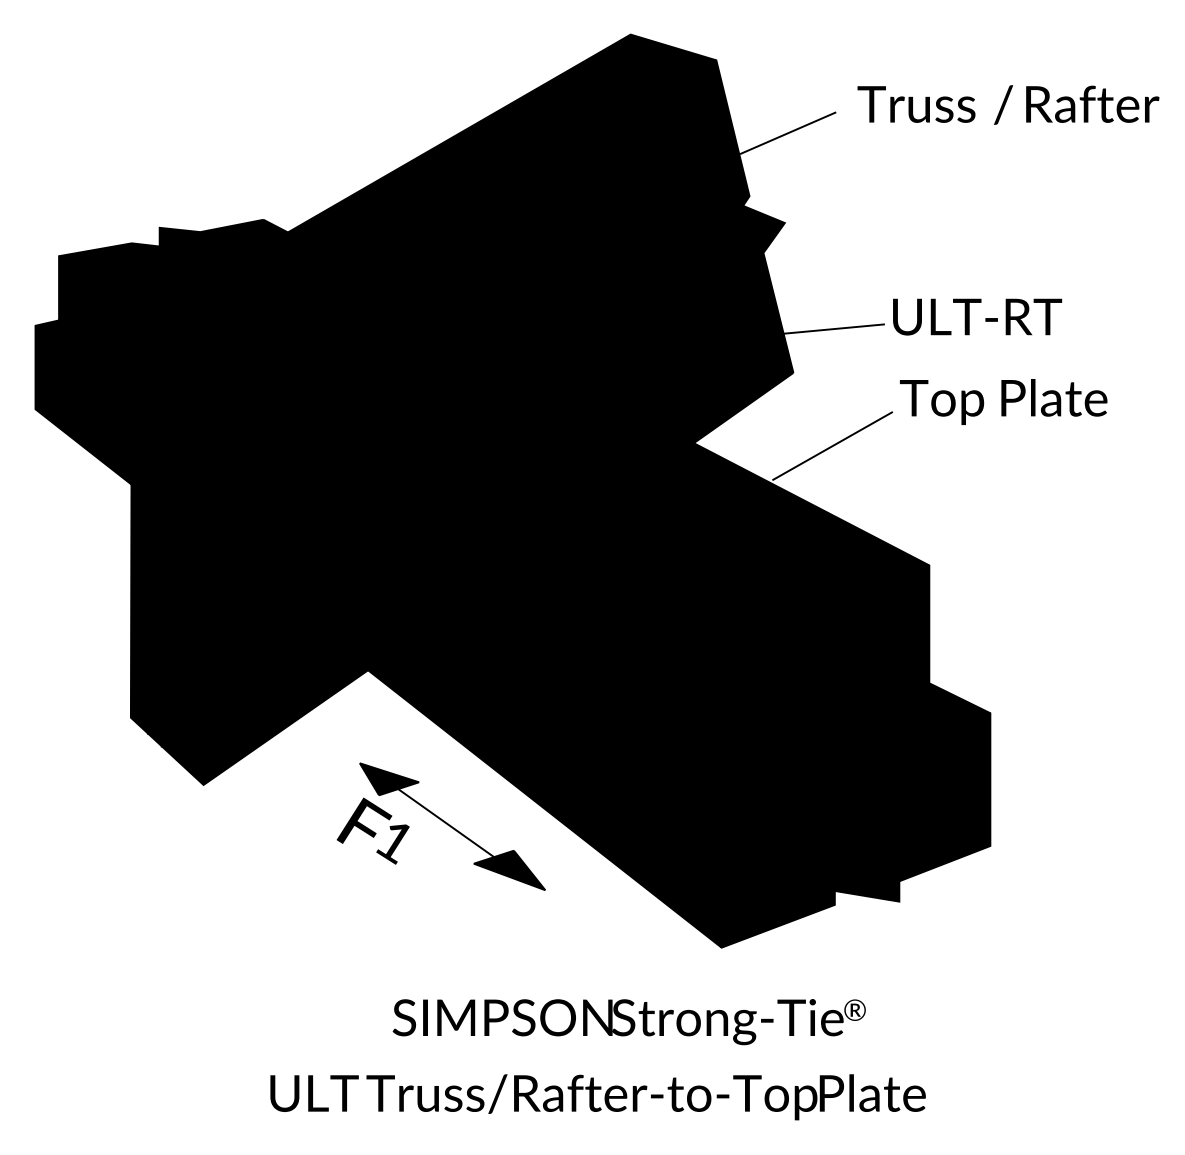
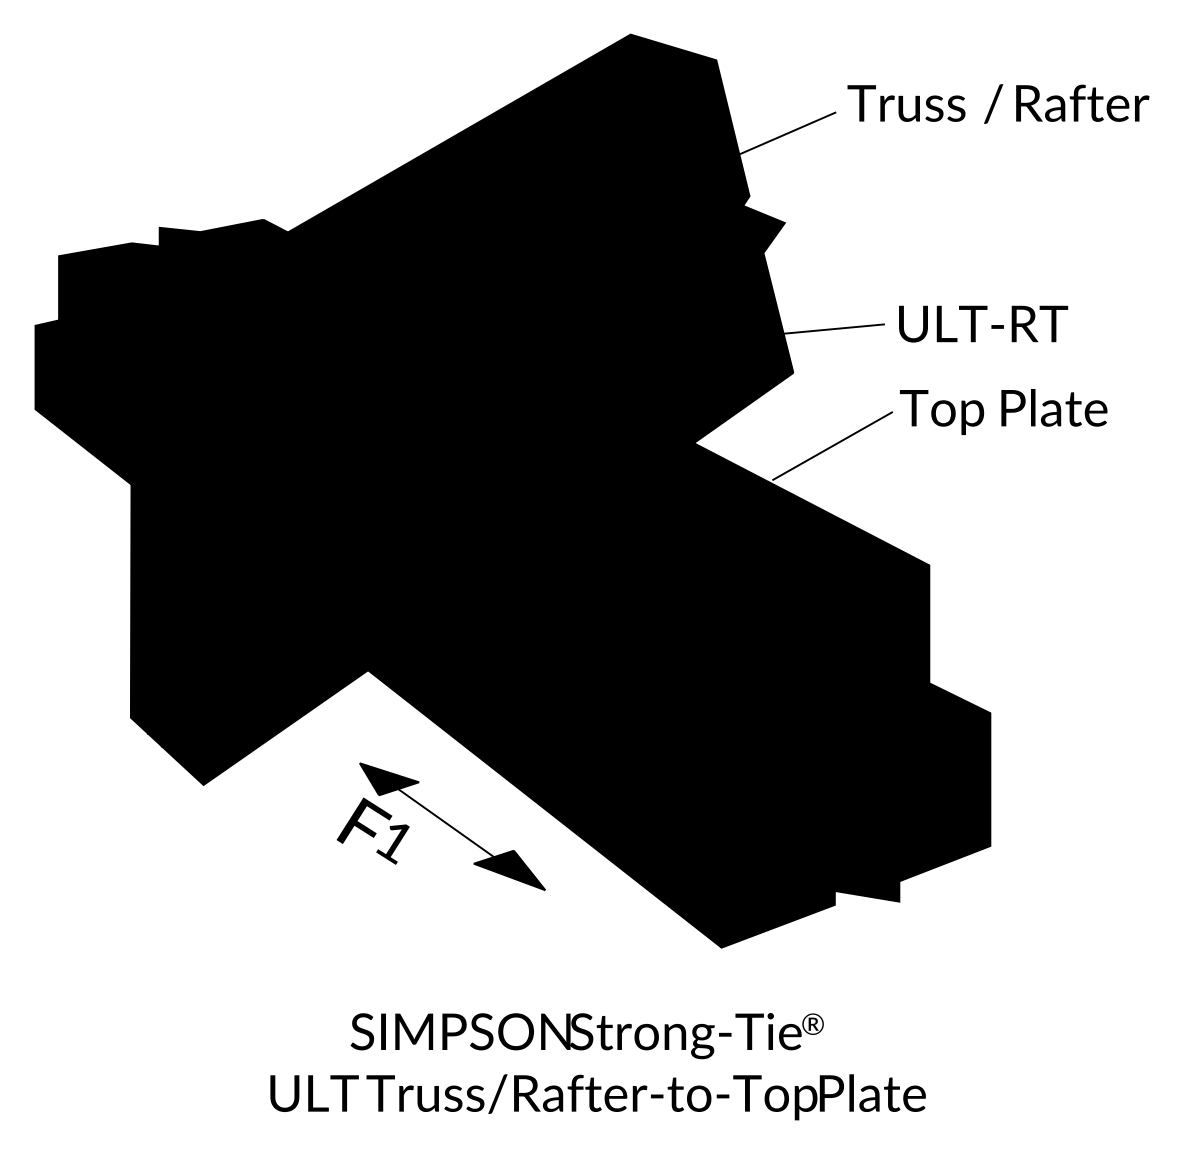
text position: (1008, 104) -> (998, 103) (998, 103)
text position: (977, 316) -> (983, 323) (983, 323)
text position: (1003, 401) -> (1003, 411) (1003, 411)
text position: (628, 1022) -> (586, 1036) (586, 1036)
